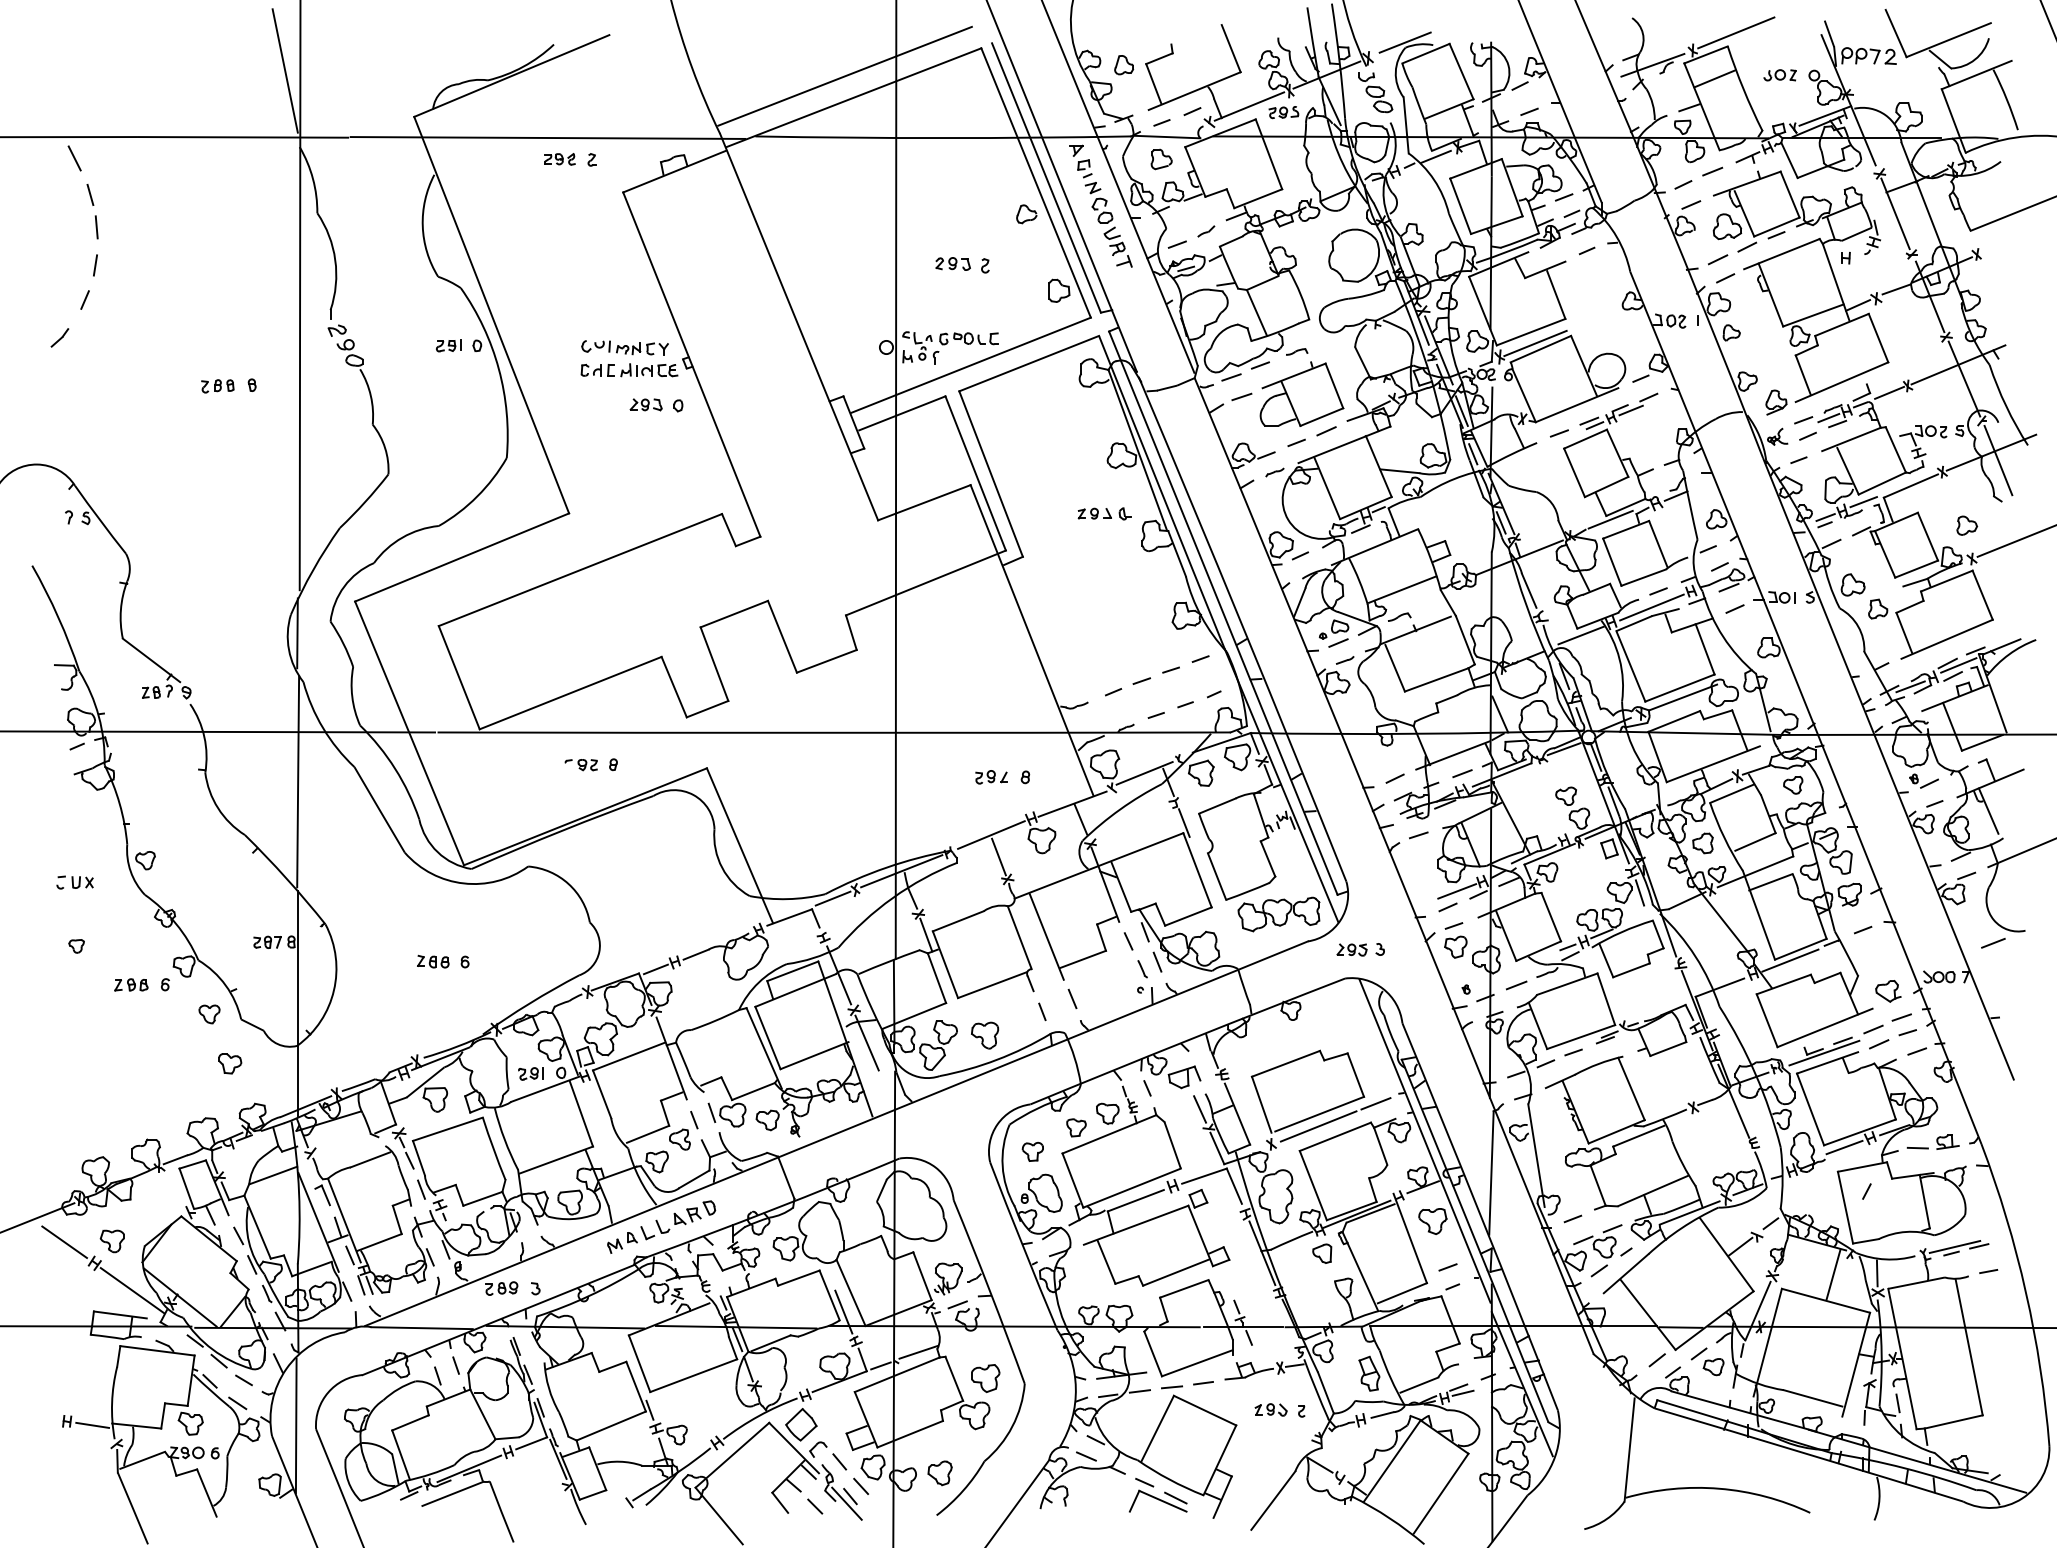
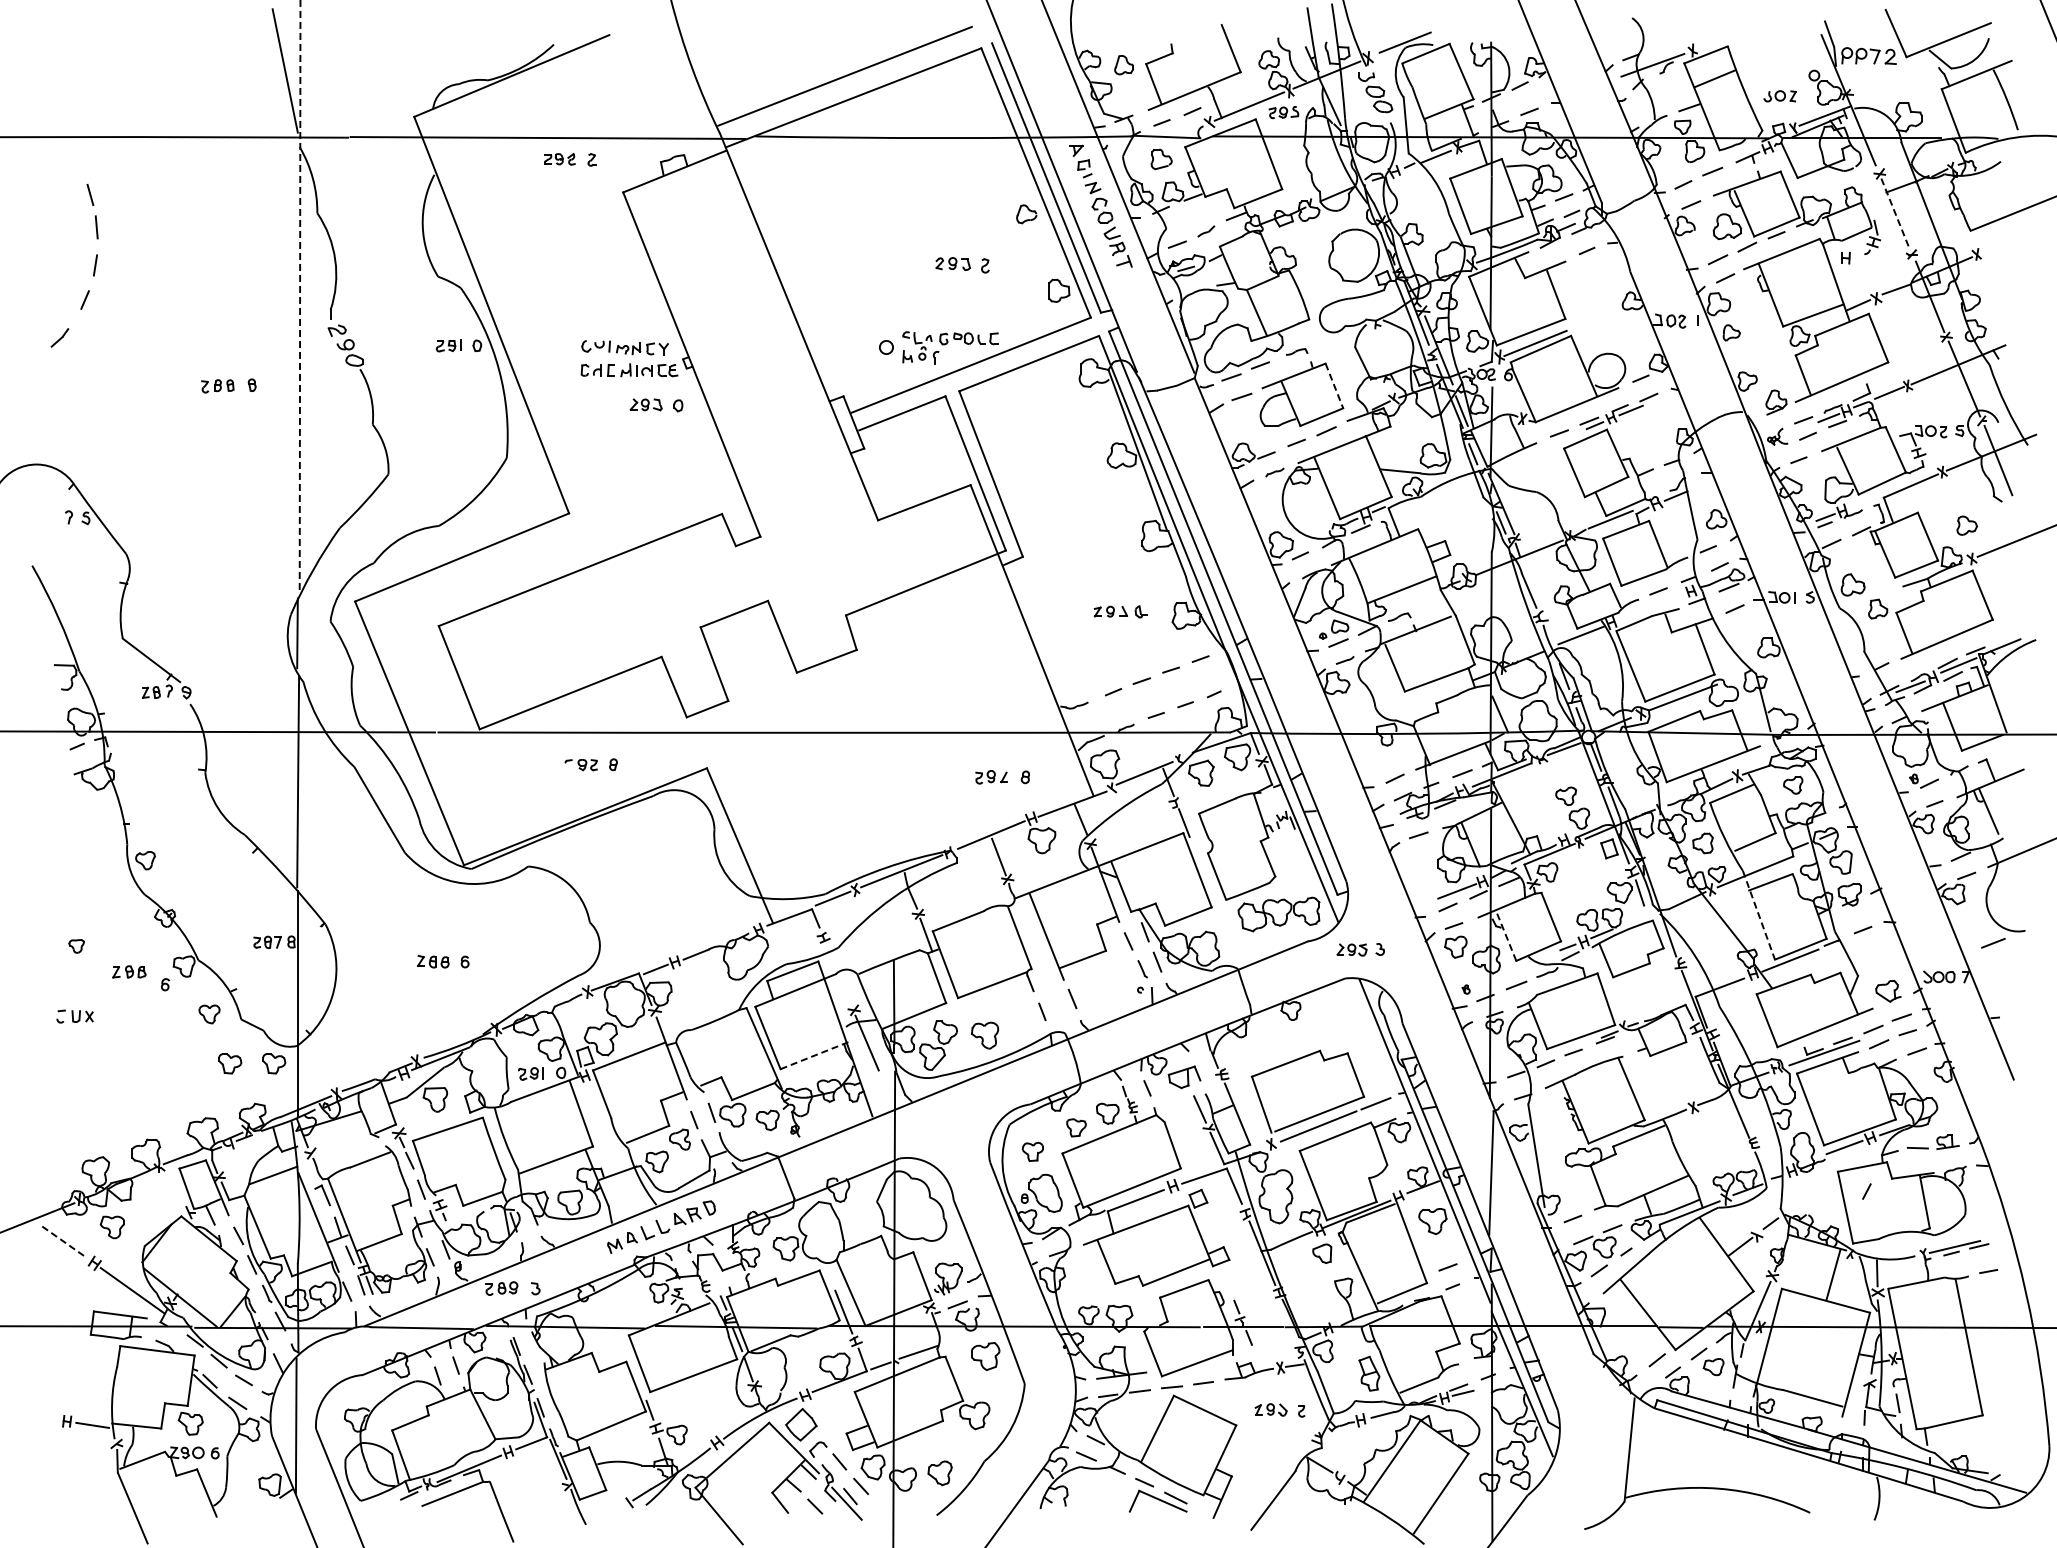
line: present -> none (1736, 32)
part position: (1779, 75) -> (1779, 96) (1779, 96)
line: present -> none (74, 158)
line: solid -> dashed (1895, 213)
line: solid -> dashed (300, 295)
line: solid -> dashed (1334, 386)
line: present -> none (895, 480)
line: present -> none (1863, 502)
part position: (1104, 513) -> (1120, 611) (1120, 611)
line: present -> none (1651, 607)
part position: (74, 882) -> (74, 1016) (74, 1016)
line: solid -> dashed (1759, 915)
line: solid -> dashed (1506, 936)
line: present -> none (839, 975)
part position: (131, 984) -> (129, 971) (129, 971)
line: solid -> dashed (814, 1055)
part: none -> present (274, 1063)
part position: (111, 1241) -> (111, 1227) (111, 1227)
line: solid -> dashed (65, 1242)
part position: (985, 1378) -> (985, 1356) (985, 1356)
